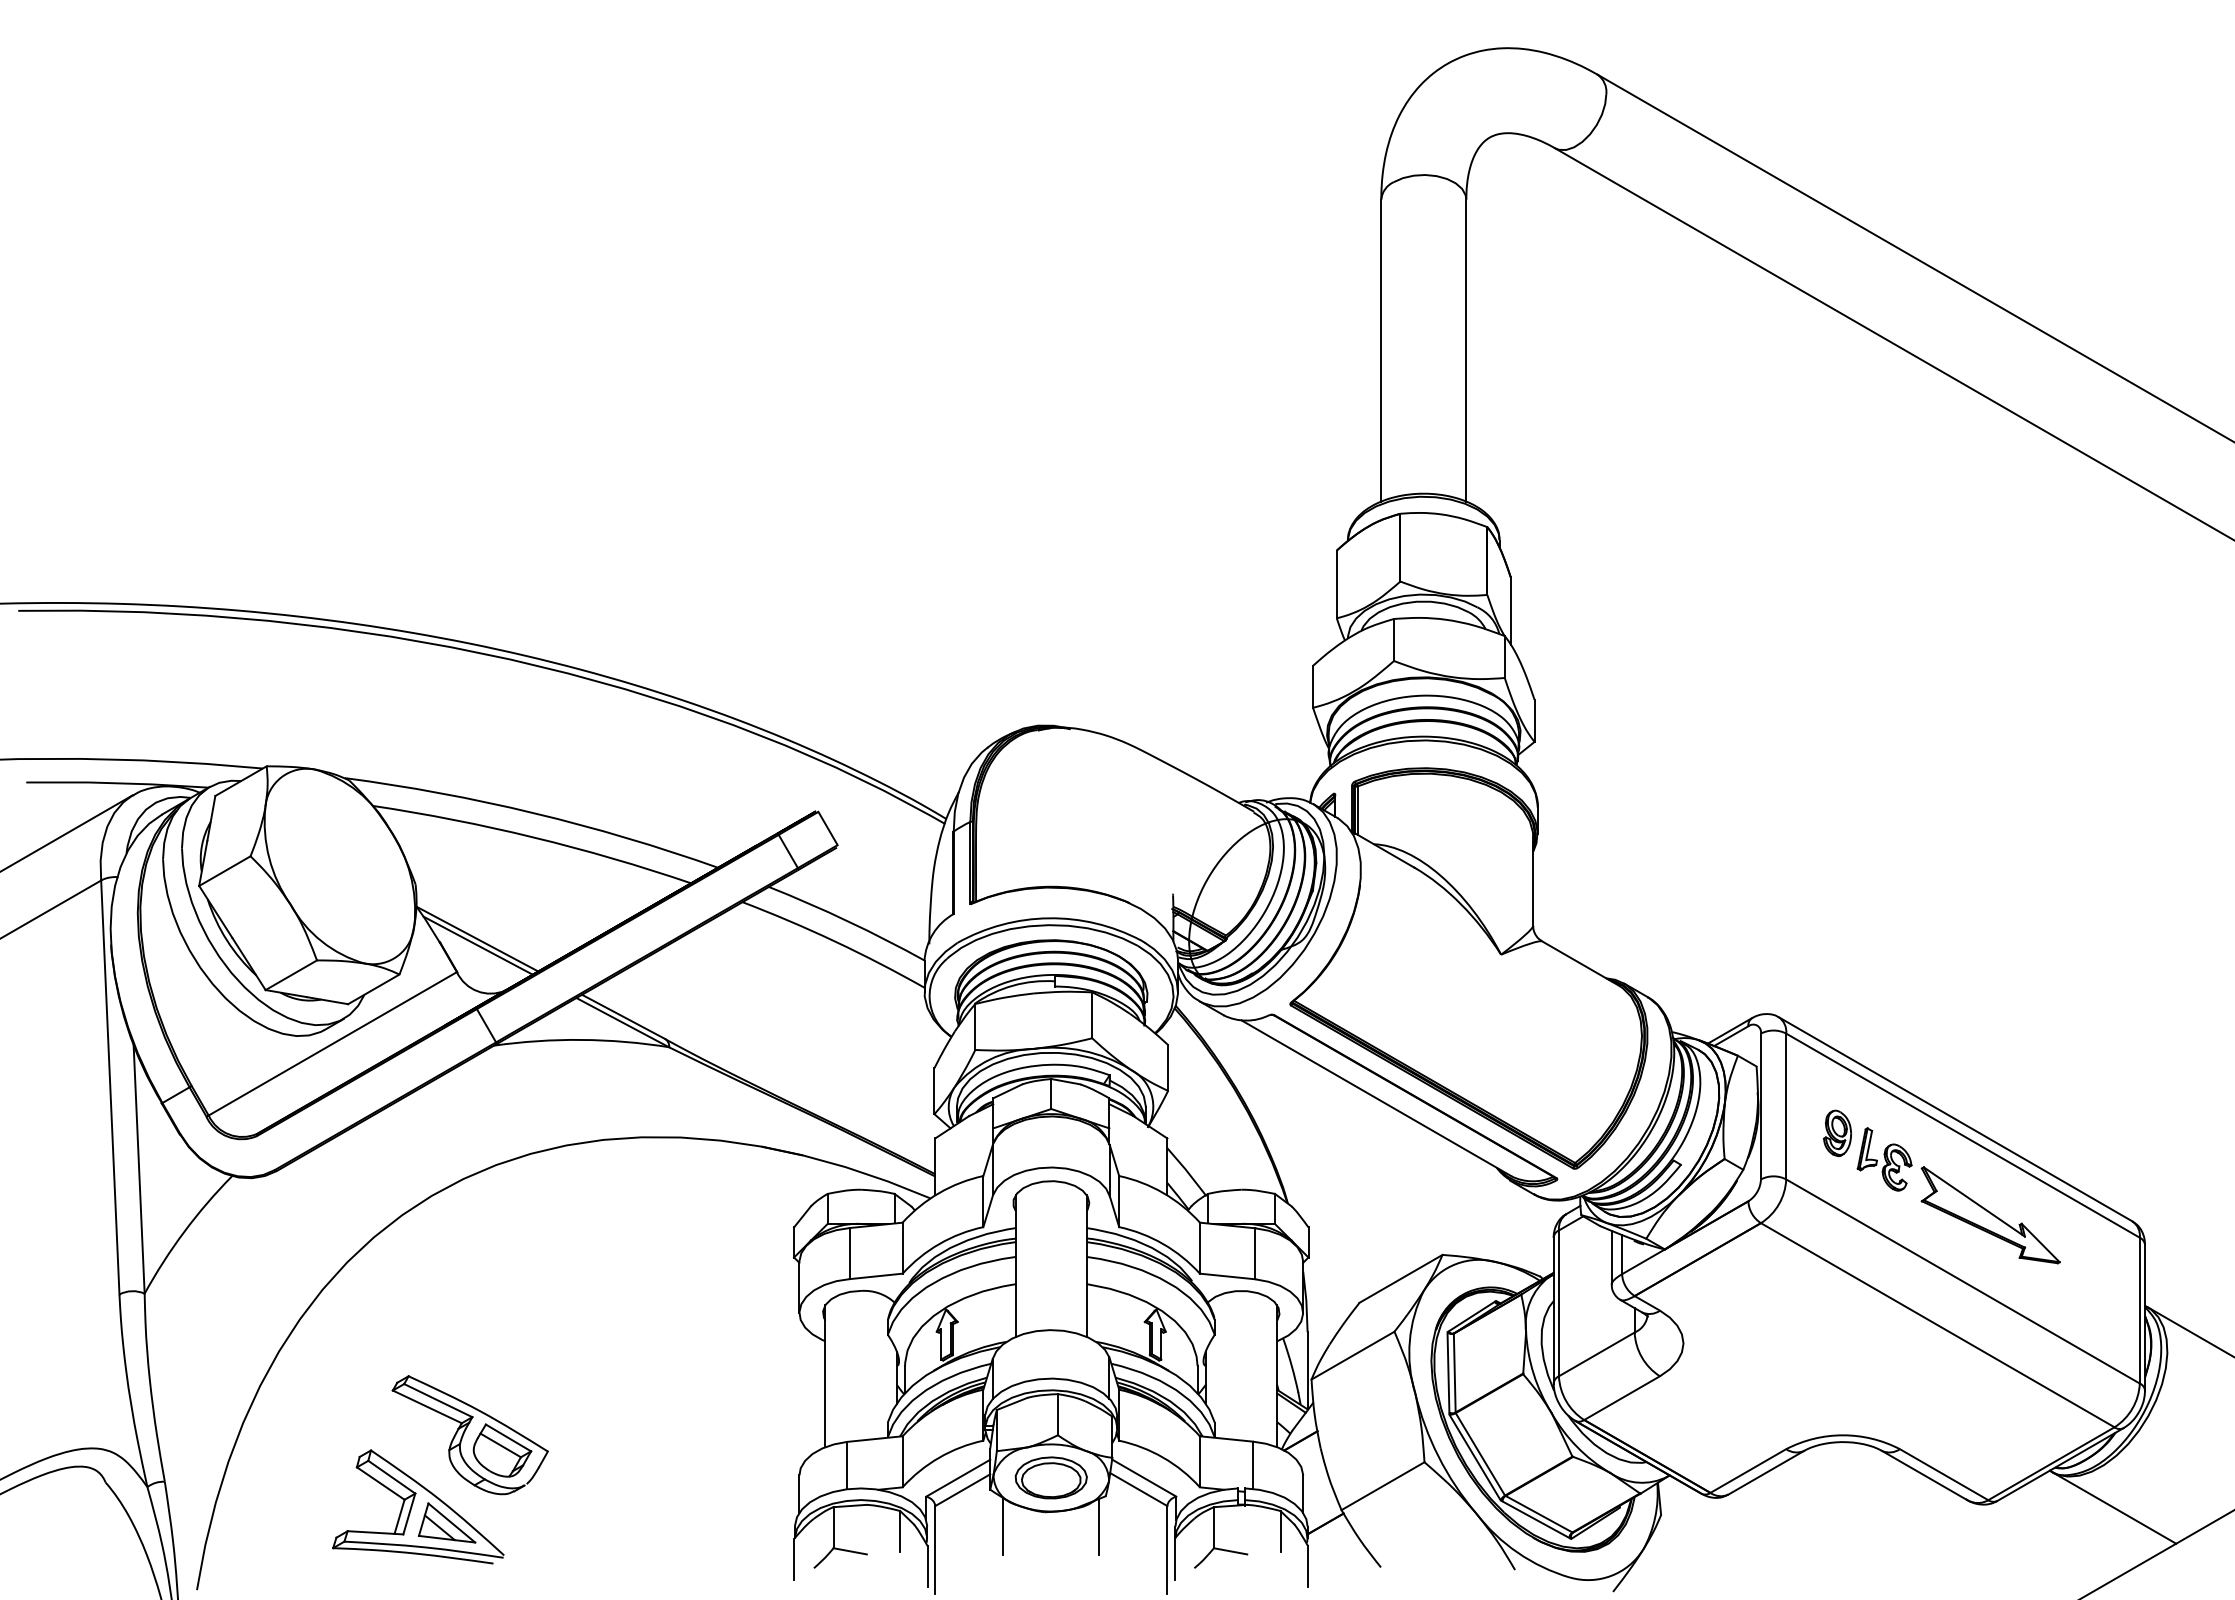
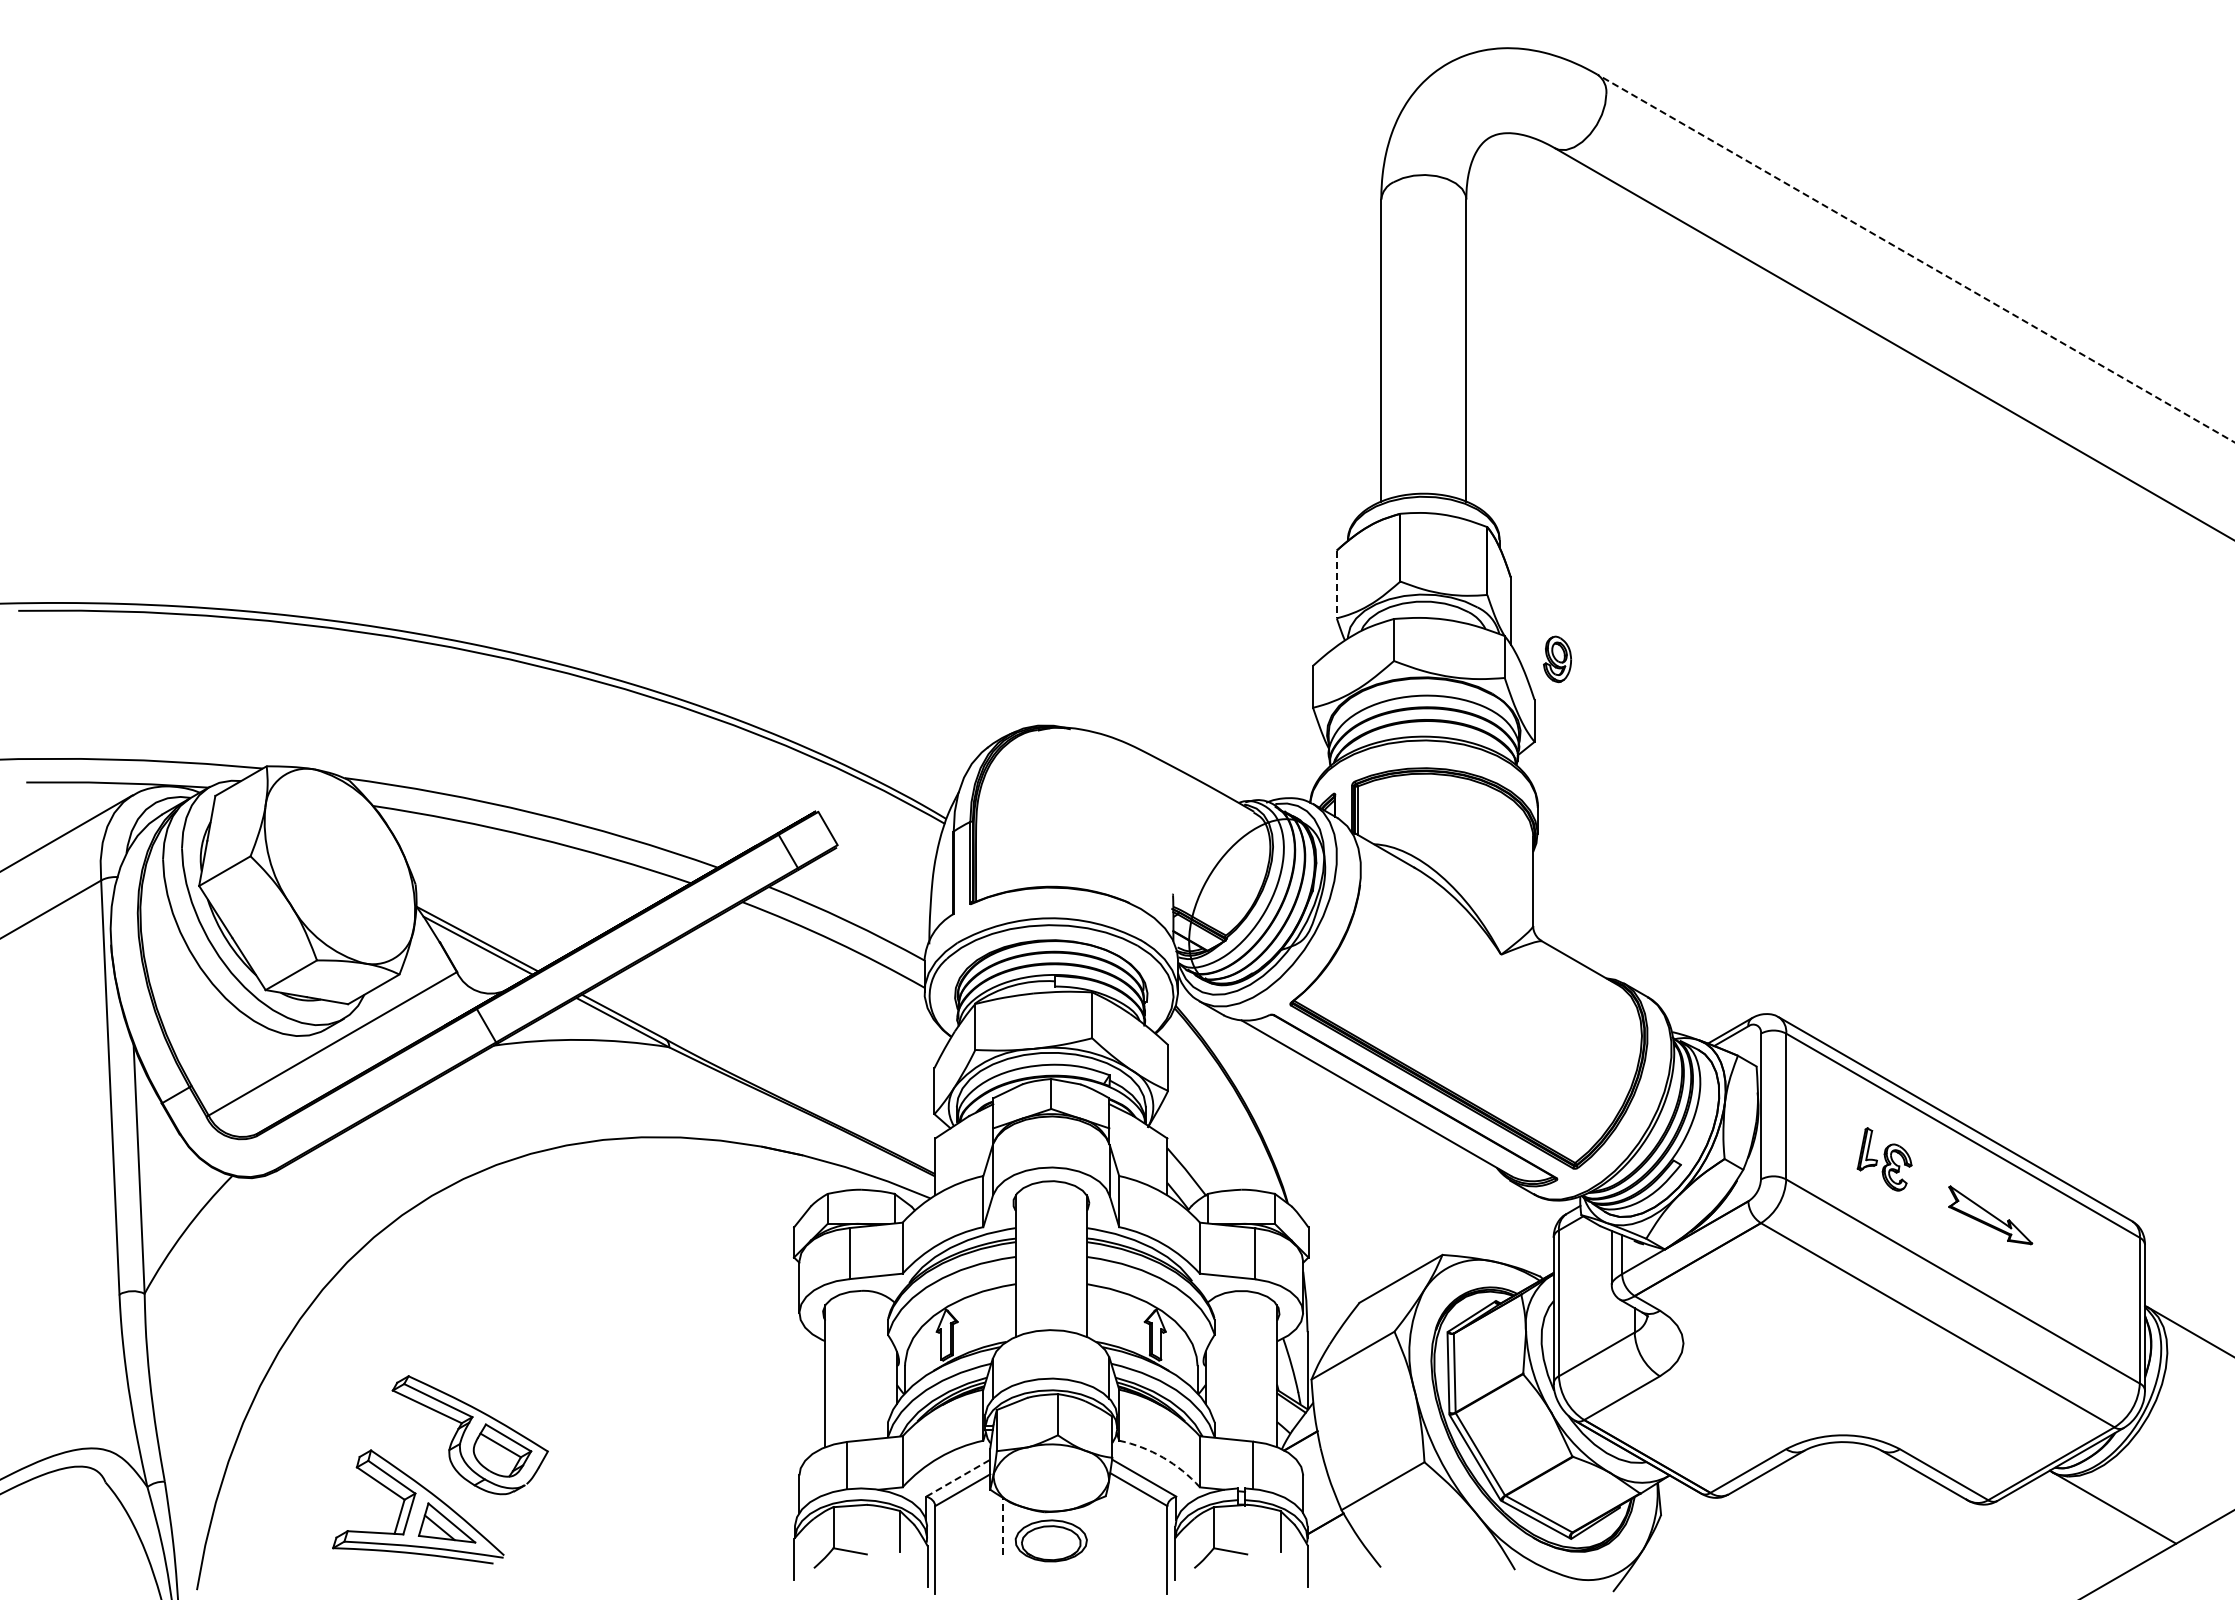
line: solid -> dashed (1916, 258)
line: solid -> dashed (1336, 584)
part position: (1837, 1133) -> (1557, 659) (1557, 659)
part size: 141x99 px -> 86x61 px (1990, 1215)
arc: solid -> dashed (1163, 1457)
part position: (1050, 1477) -> (1050, 1540) (1050, 1540)
line: solid -> dashed (958, 1478)
line: solid -> dashed (1003, 1526)
line: present -> none (1099, 1526)
